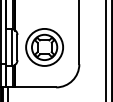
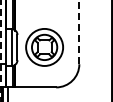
line: solid -> dashed (79, 32)
line: present -> none (106, 50)
line: solid -> dashed (1, 51)
